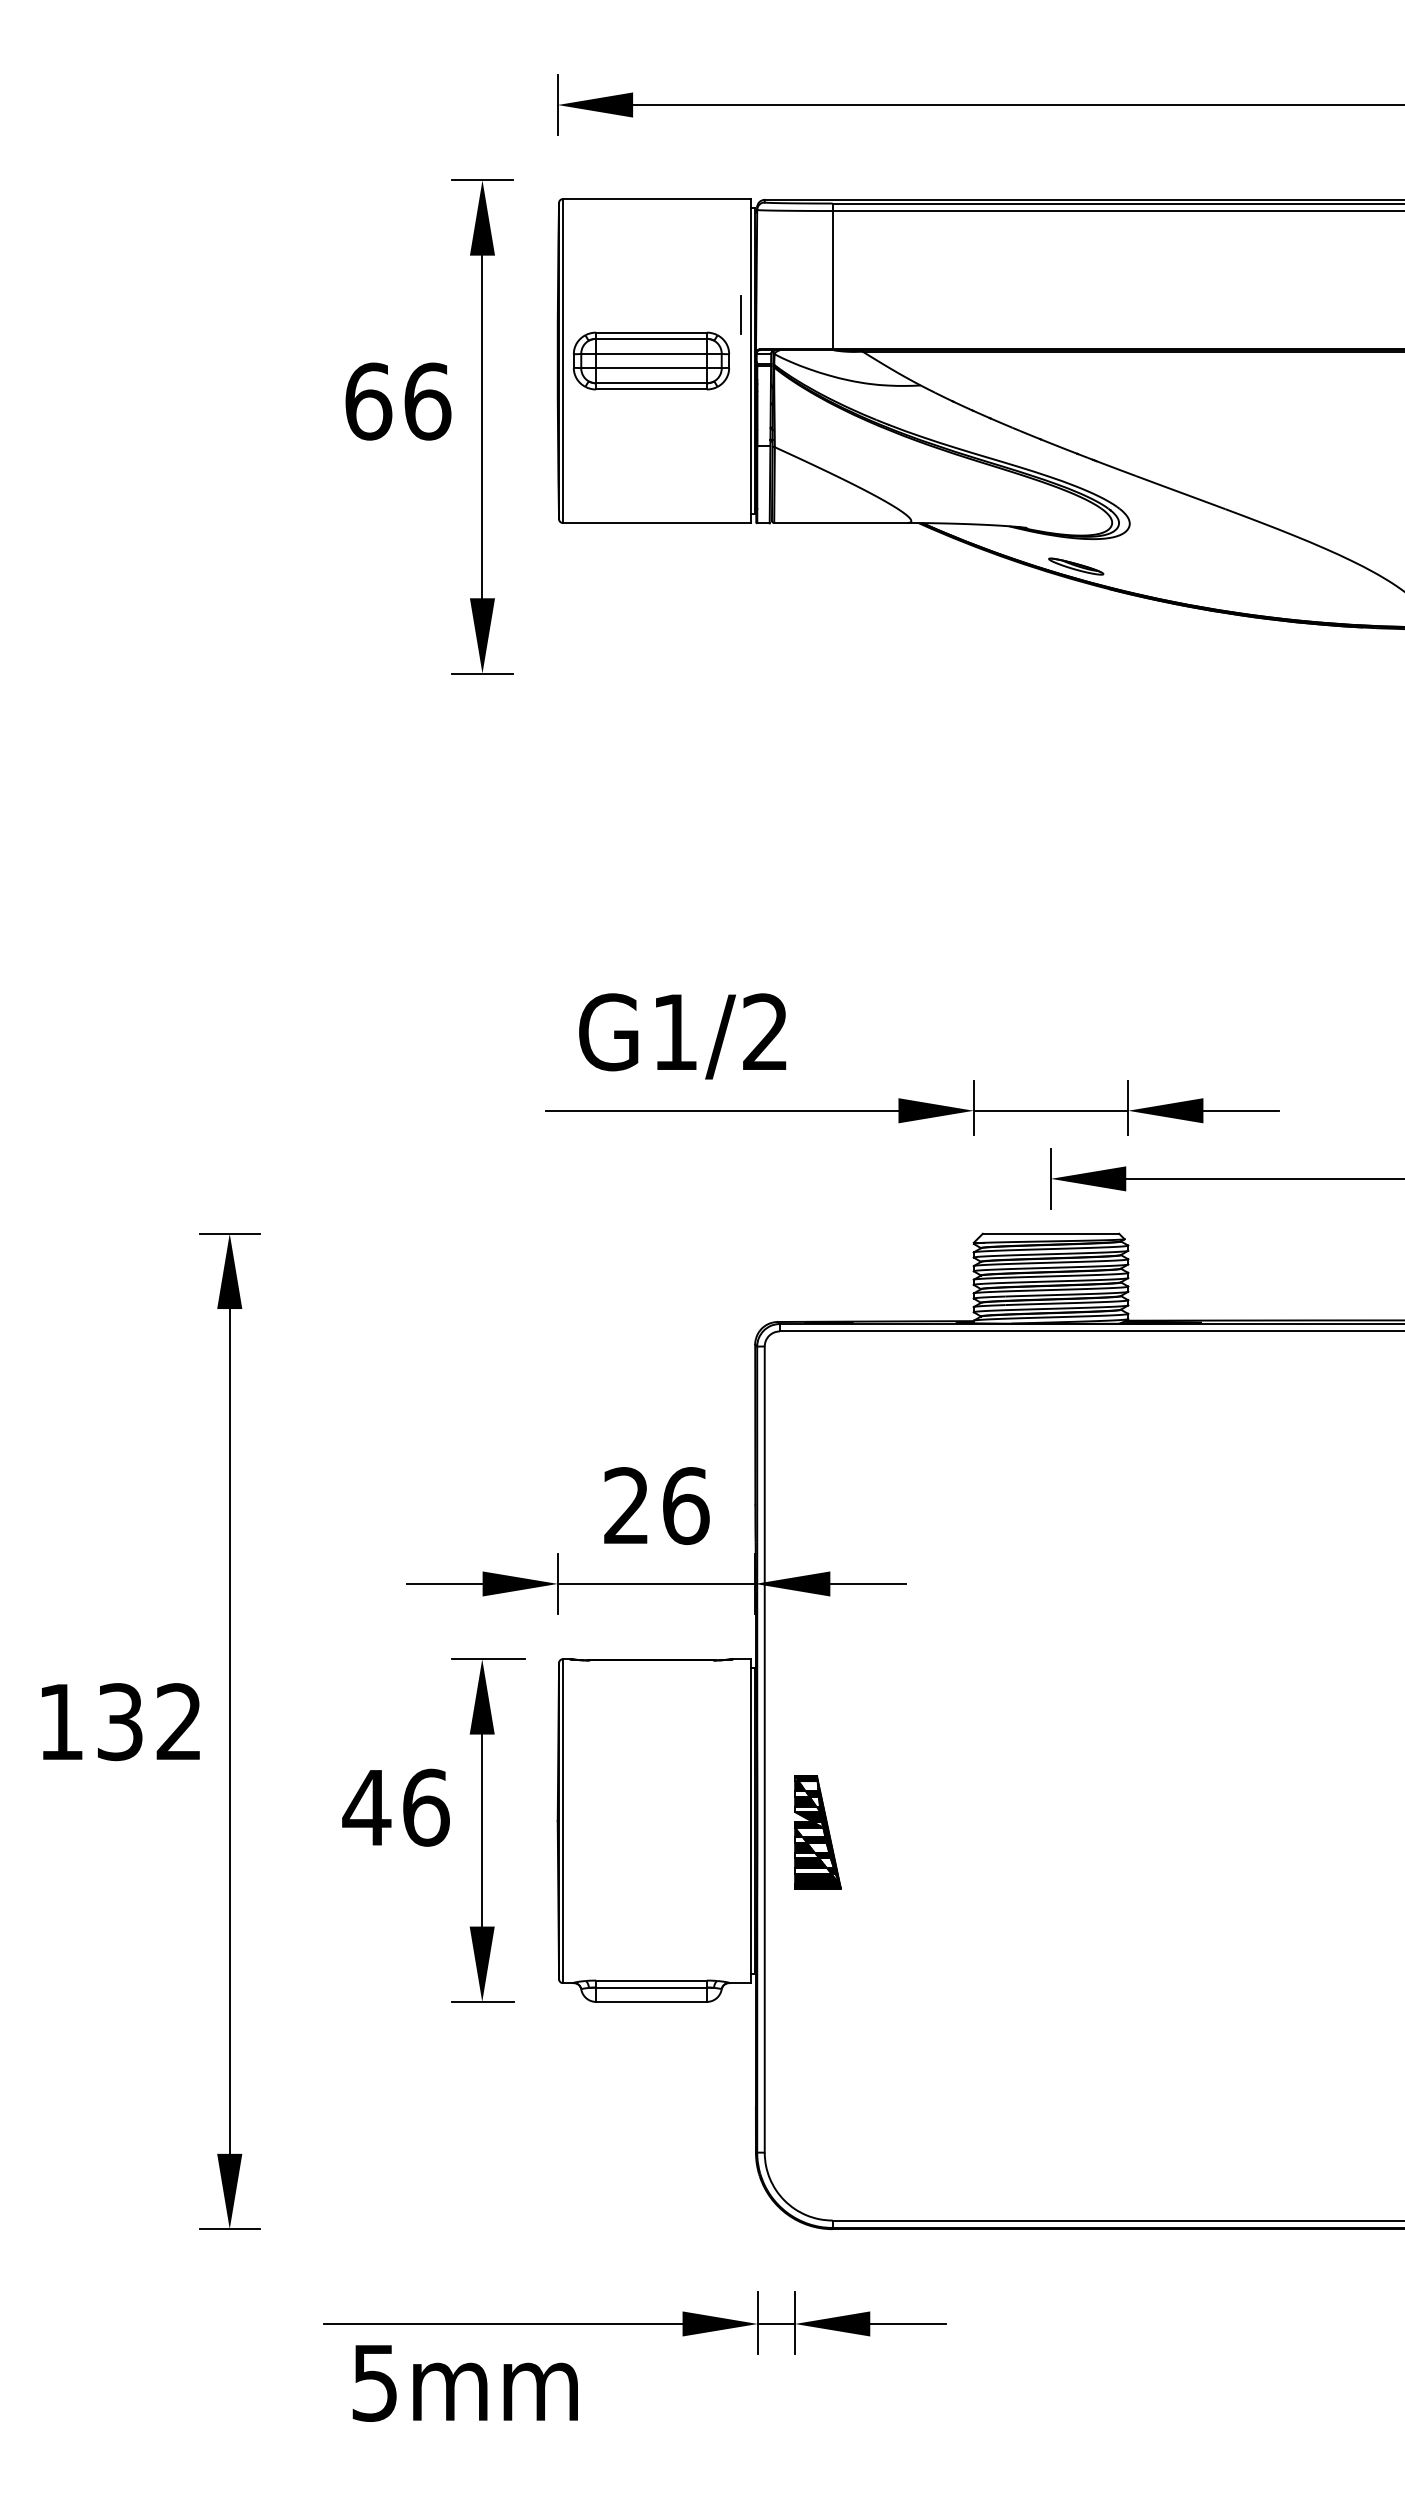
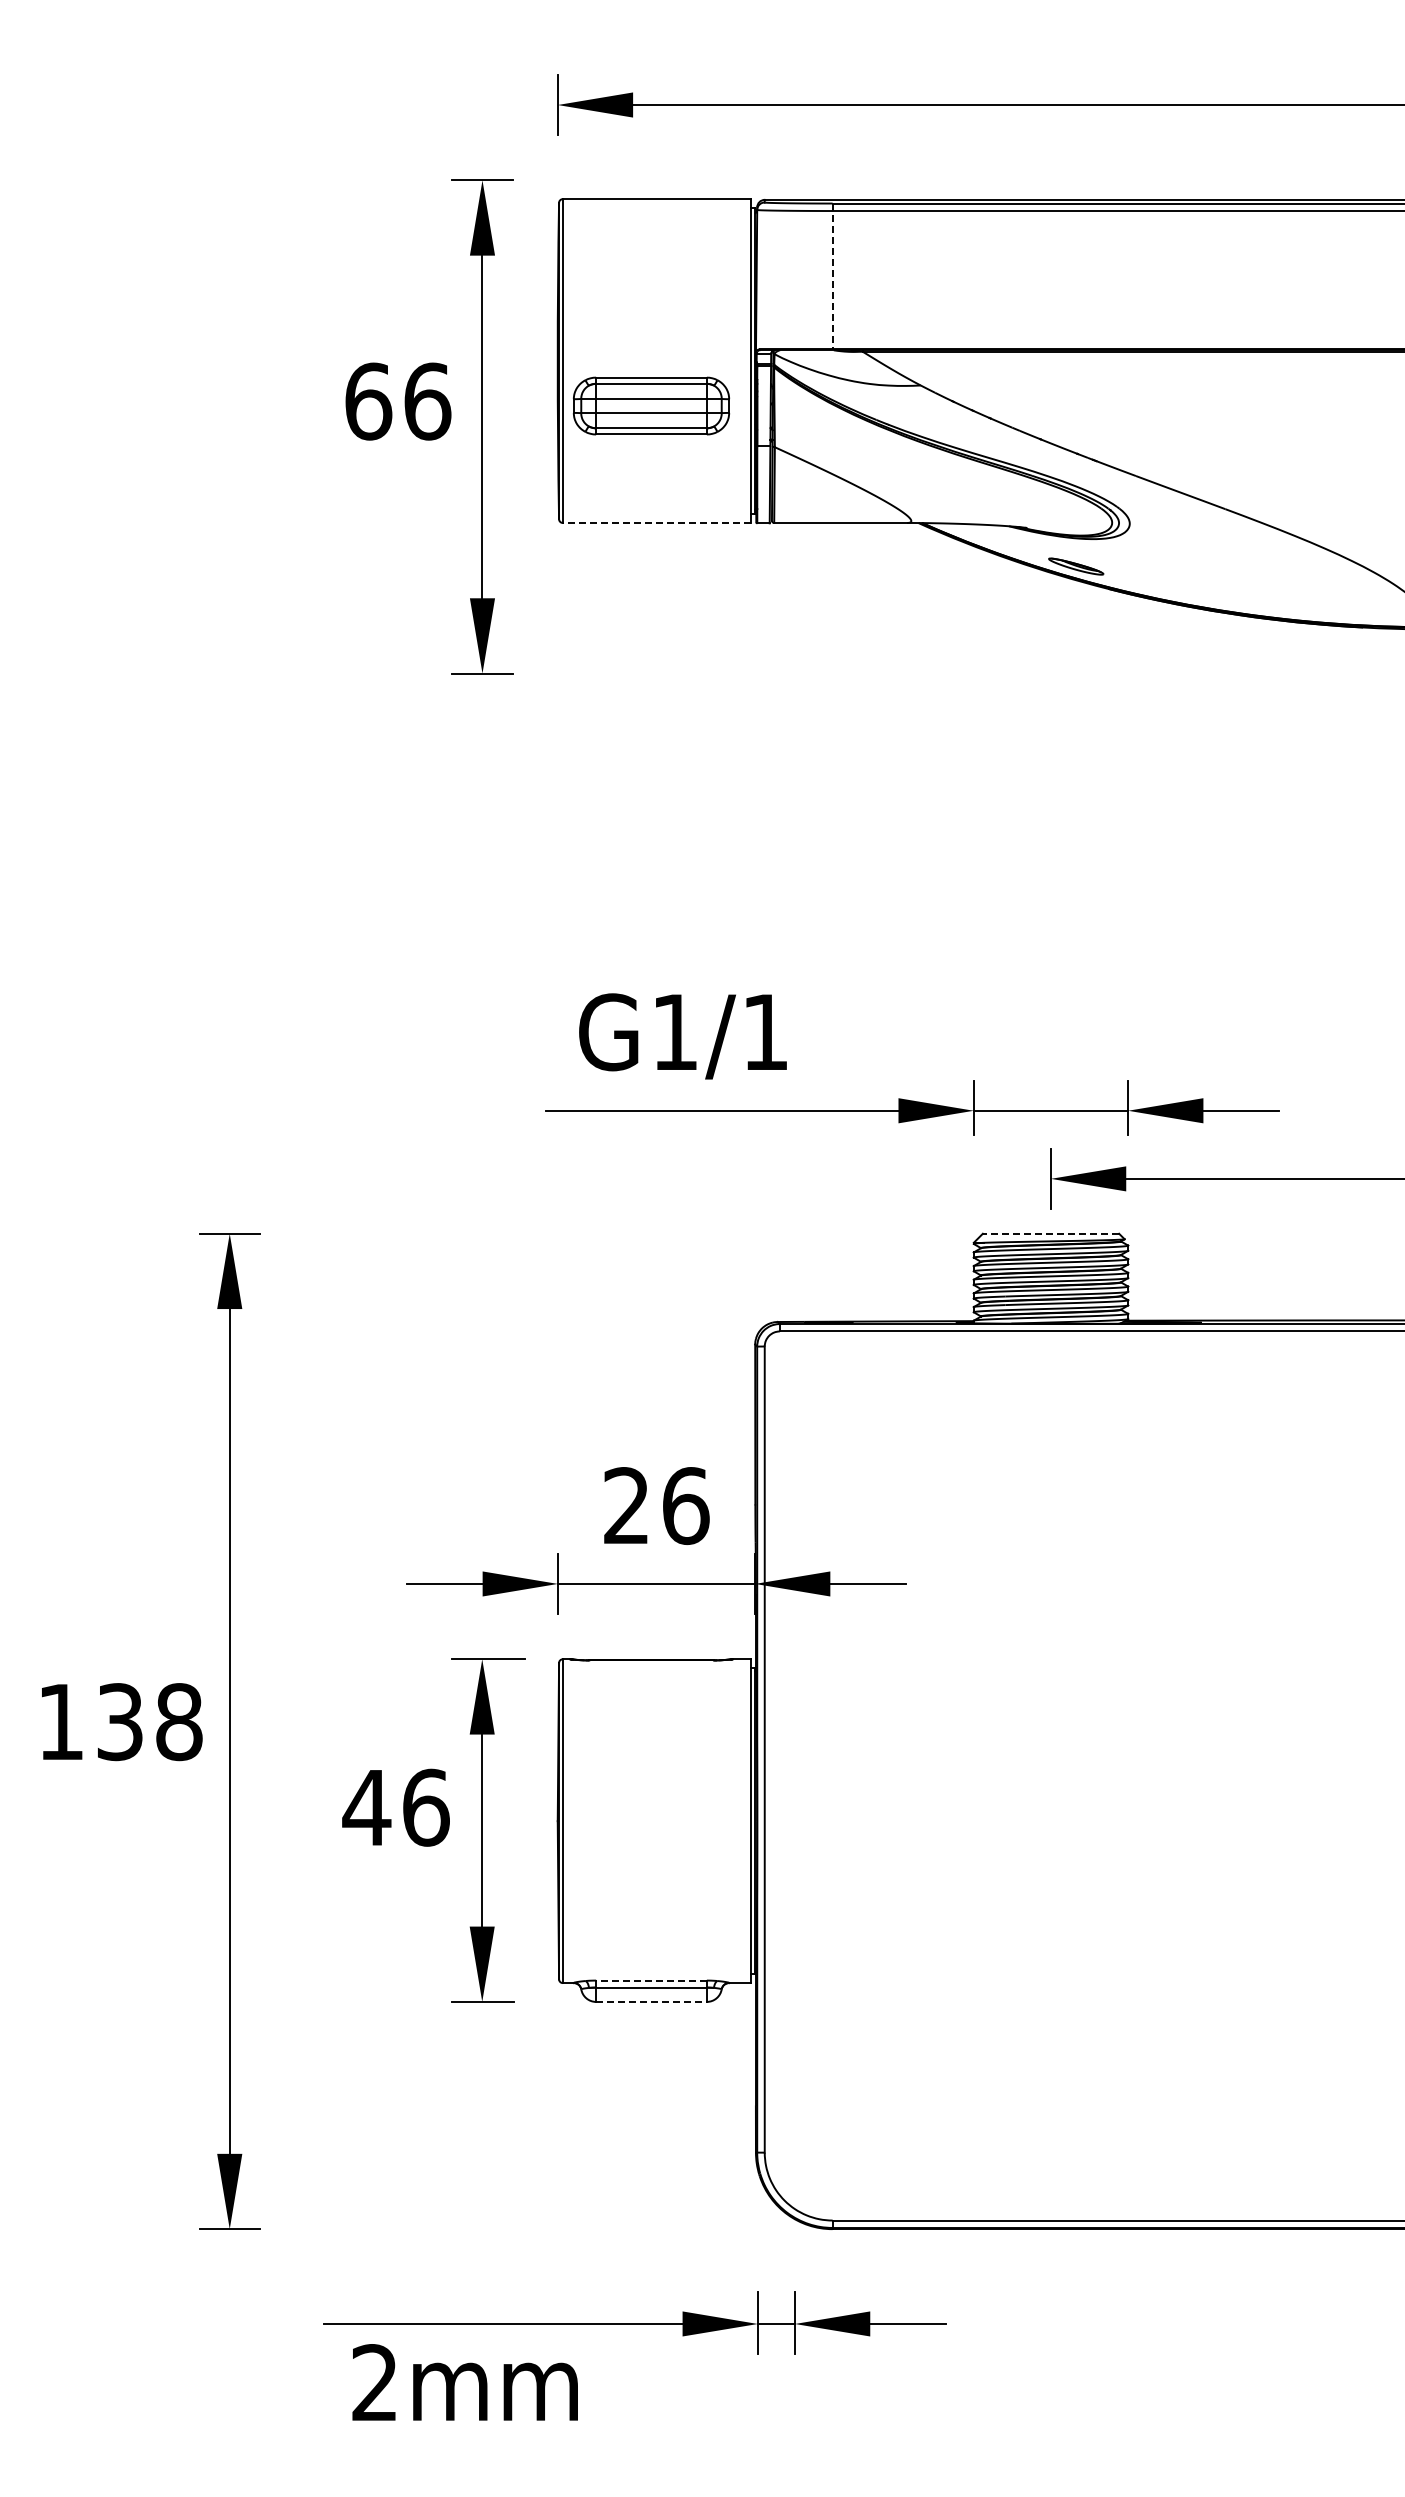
line: solid -> dashed (832, 277)
line: present -> none (740, 315)
part position: (651, 360) -> (651, 405) (651, 405)
line: solid -> dashed (656, 522)
text: G1/2 -> G1/1 (764, 1031)
line: solid -> dashed (1050, 1233)
text: 132 -> 138 (179, 1722)
part: present -> none (817, 1832)
line: solid -> dashed (651, 1980)
line: solid -> dashed (651, 2001)
text: 5mm -> 2mm (374, 2382)
